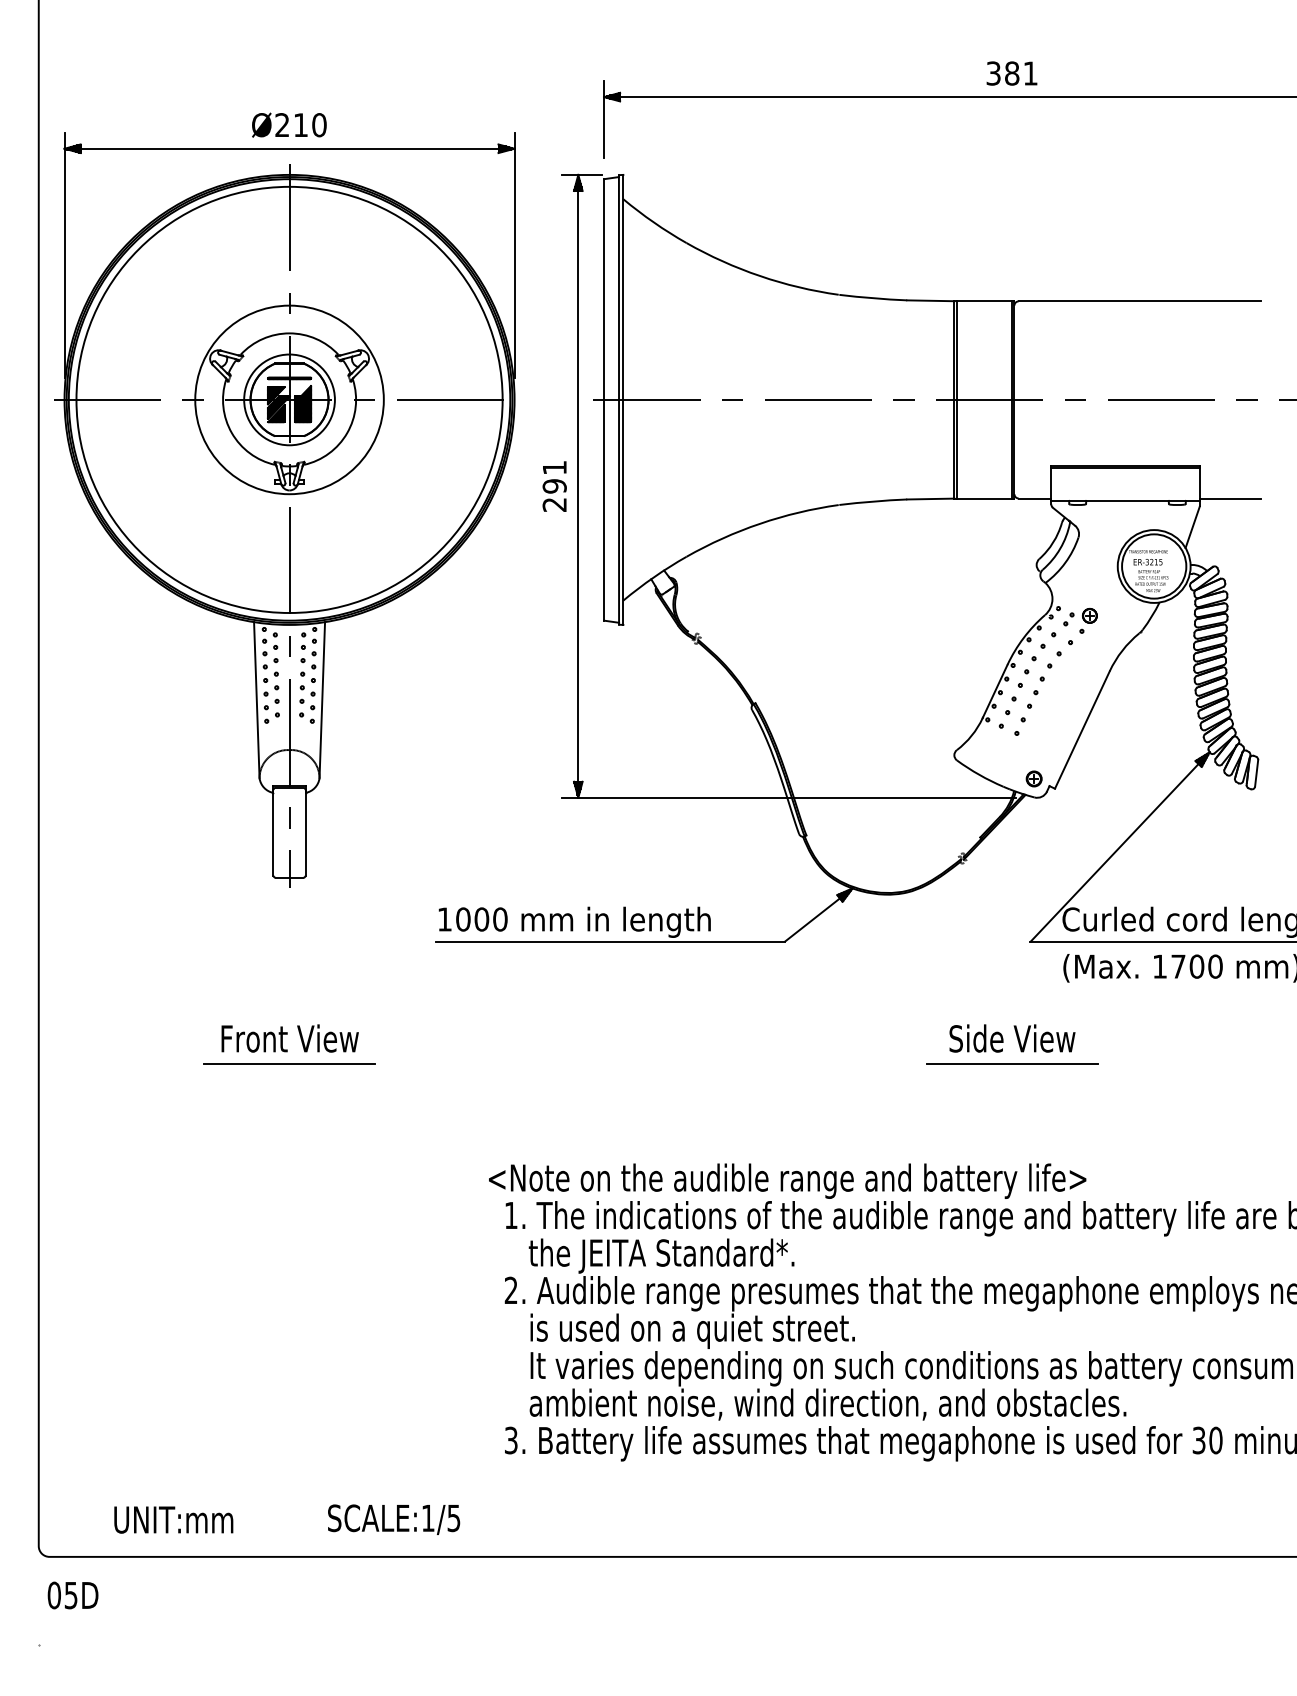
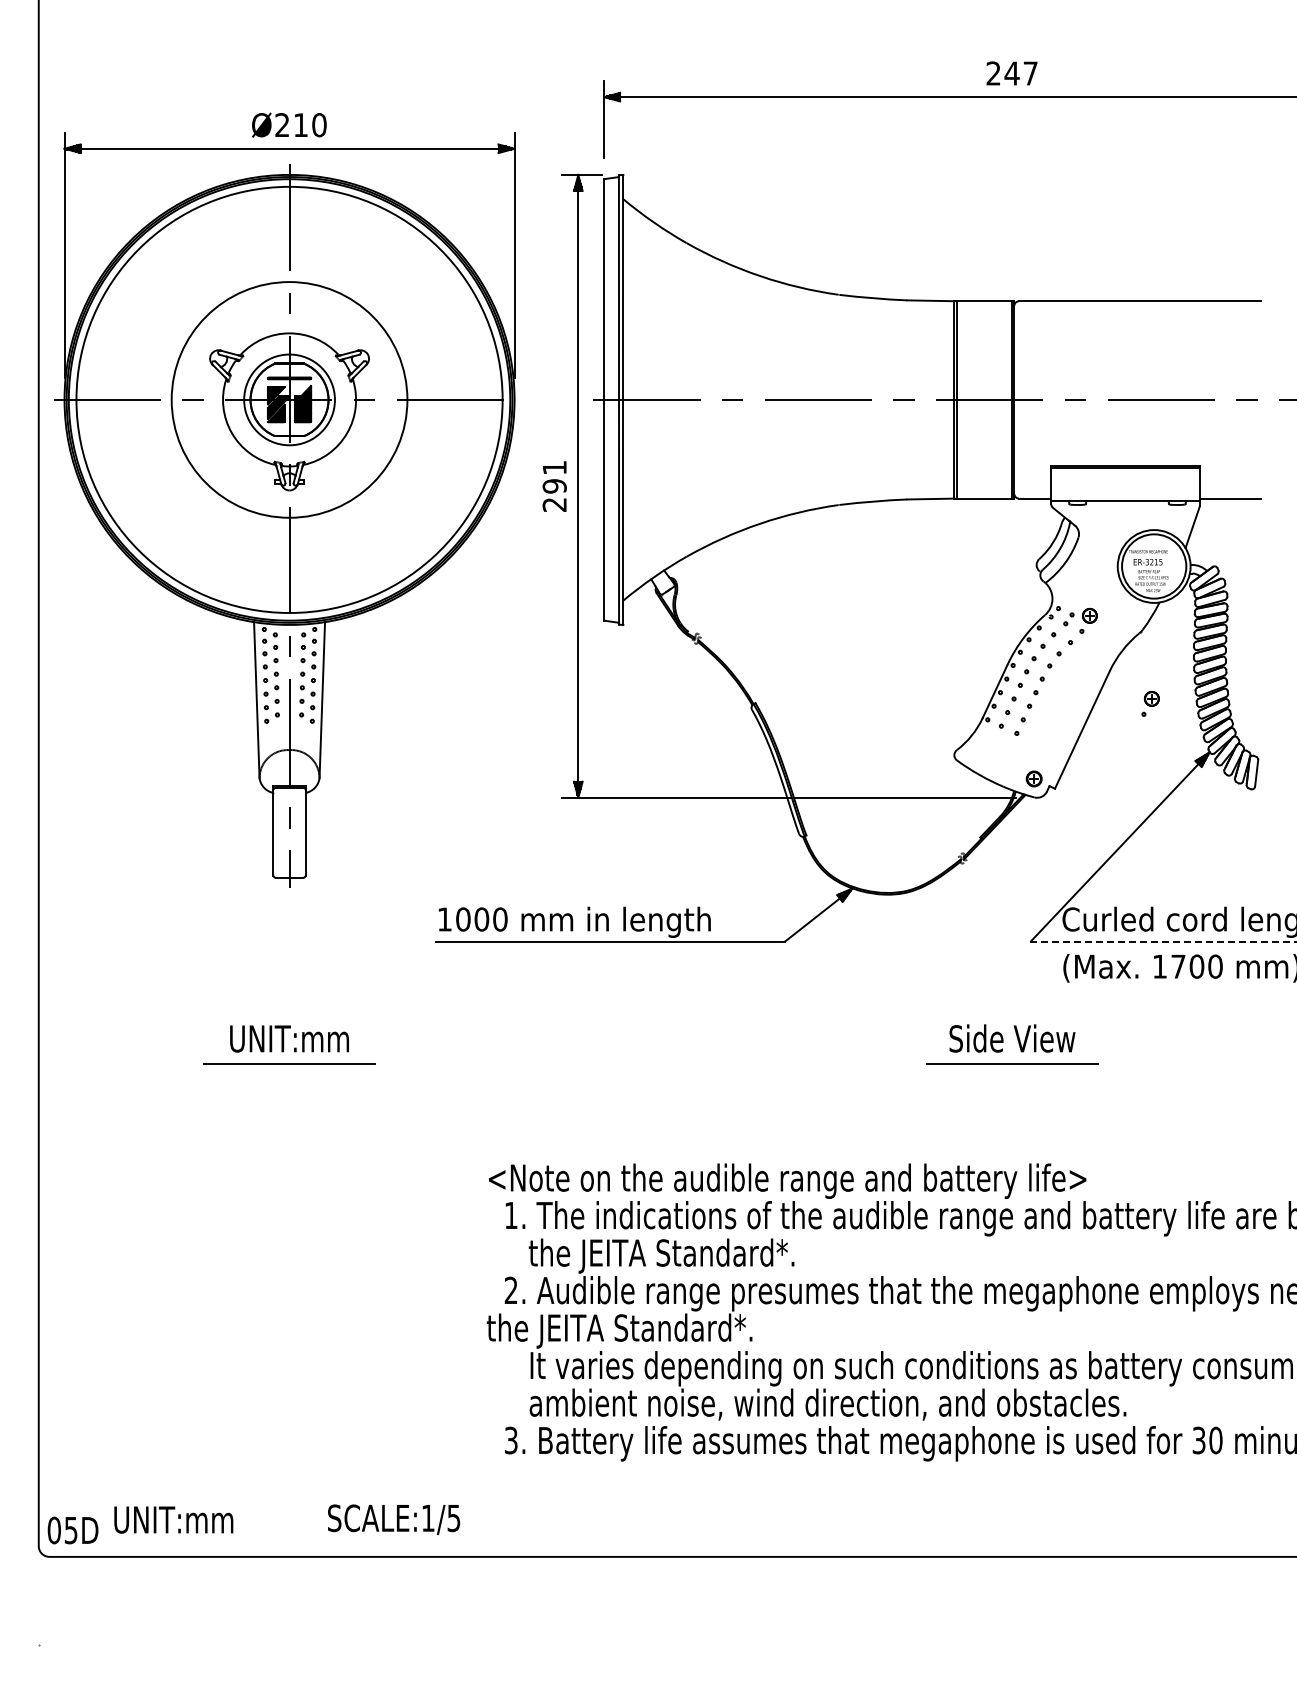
text: 381 -> 247 (1011, 73)
circle diameter: 189 px -> 236 px (289, 399)
part: none -> present (1150, 703)
line: solid -> dashed (1163, 942)
text: Front View -> UNIT:mm (289, 1038)
text: is used on a quiet street. -> the JEITA Standard*. (670, 1330)
text position: (72, 1595) -> (72, 1530) (72, 1530)
